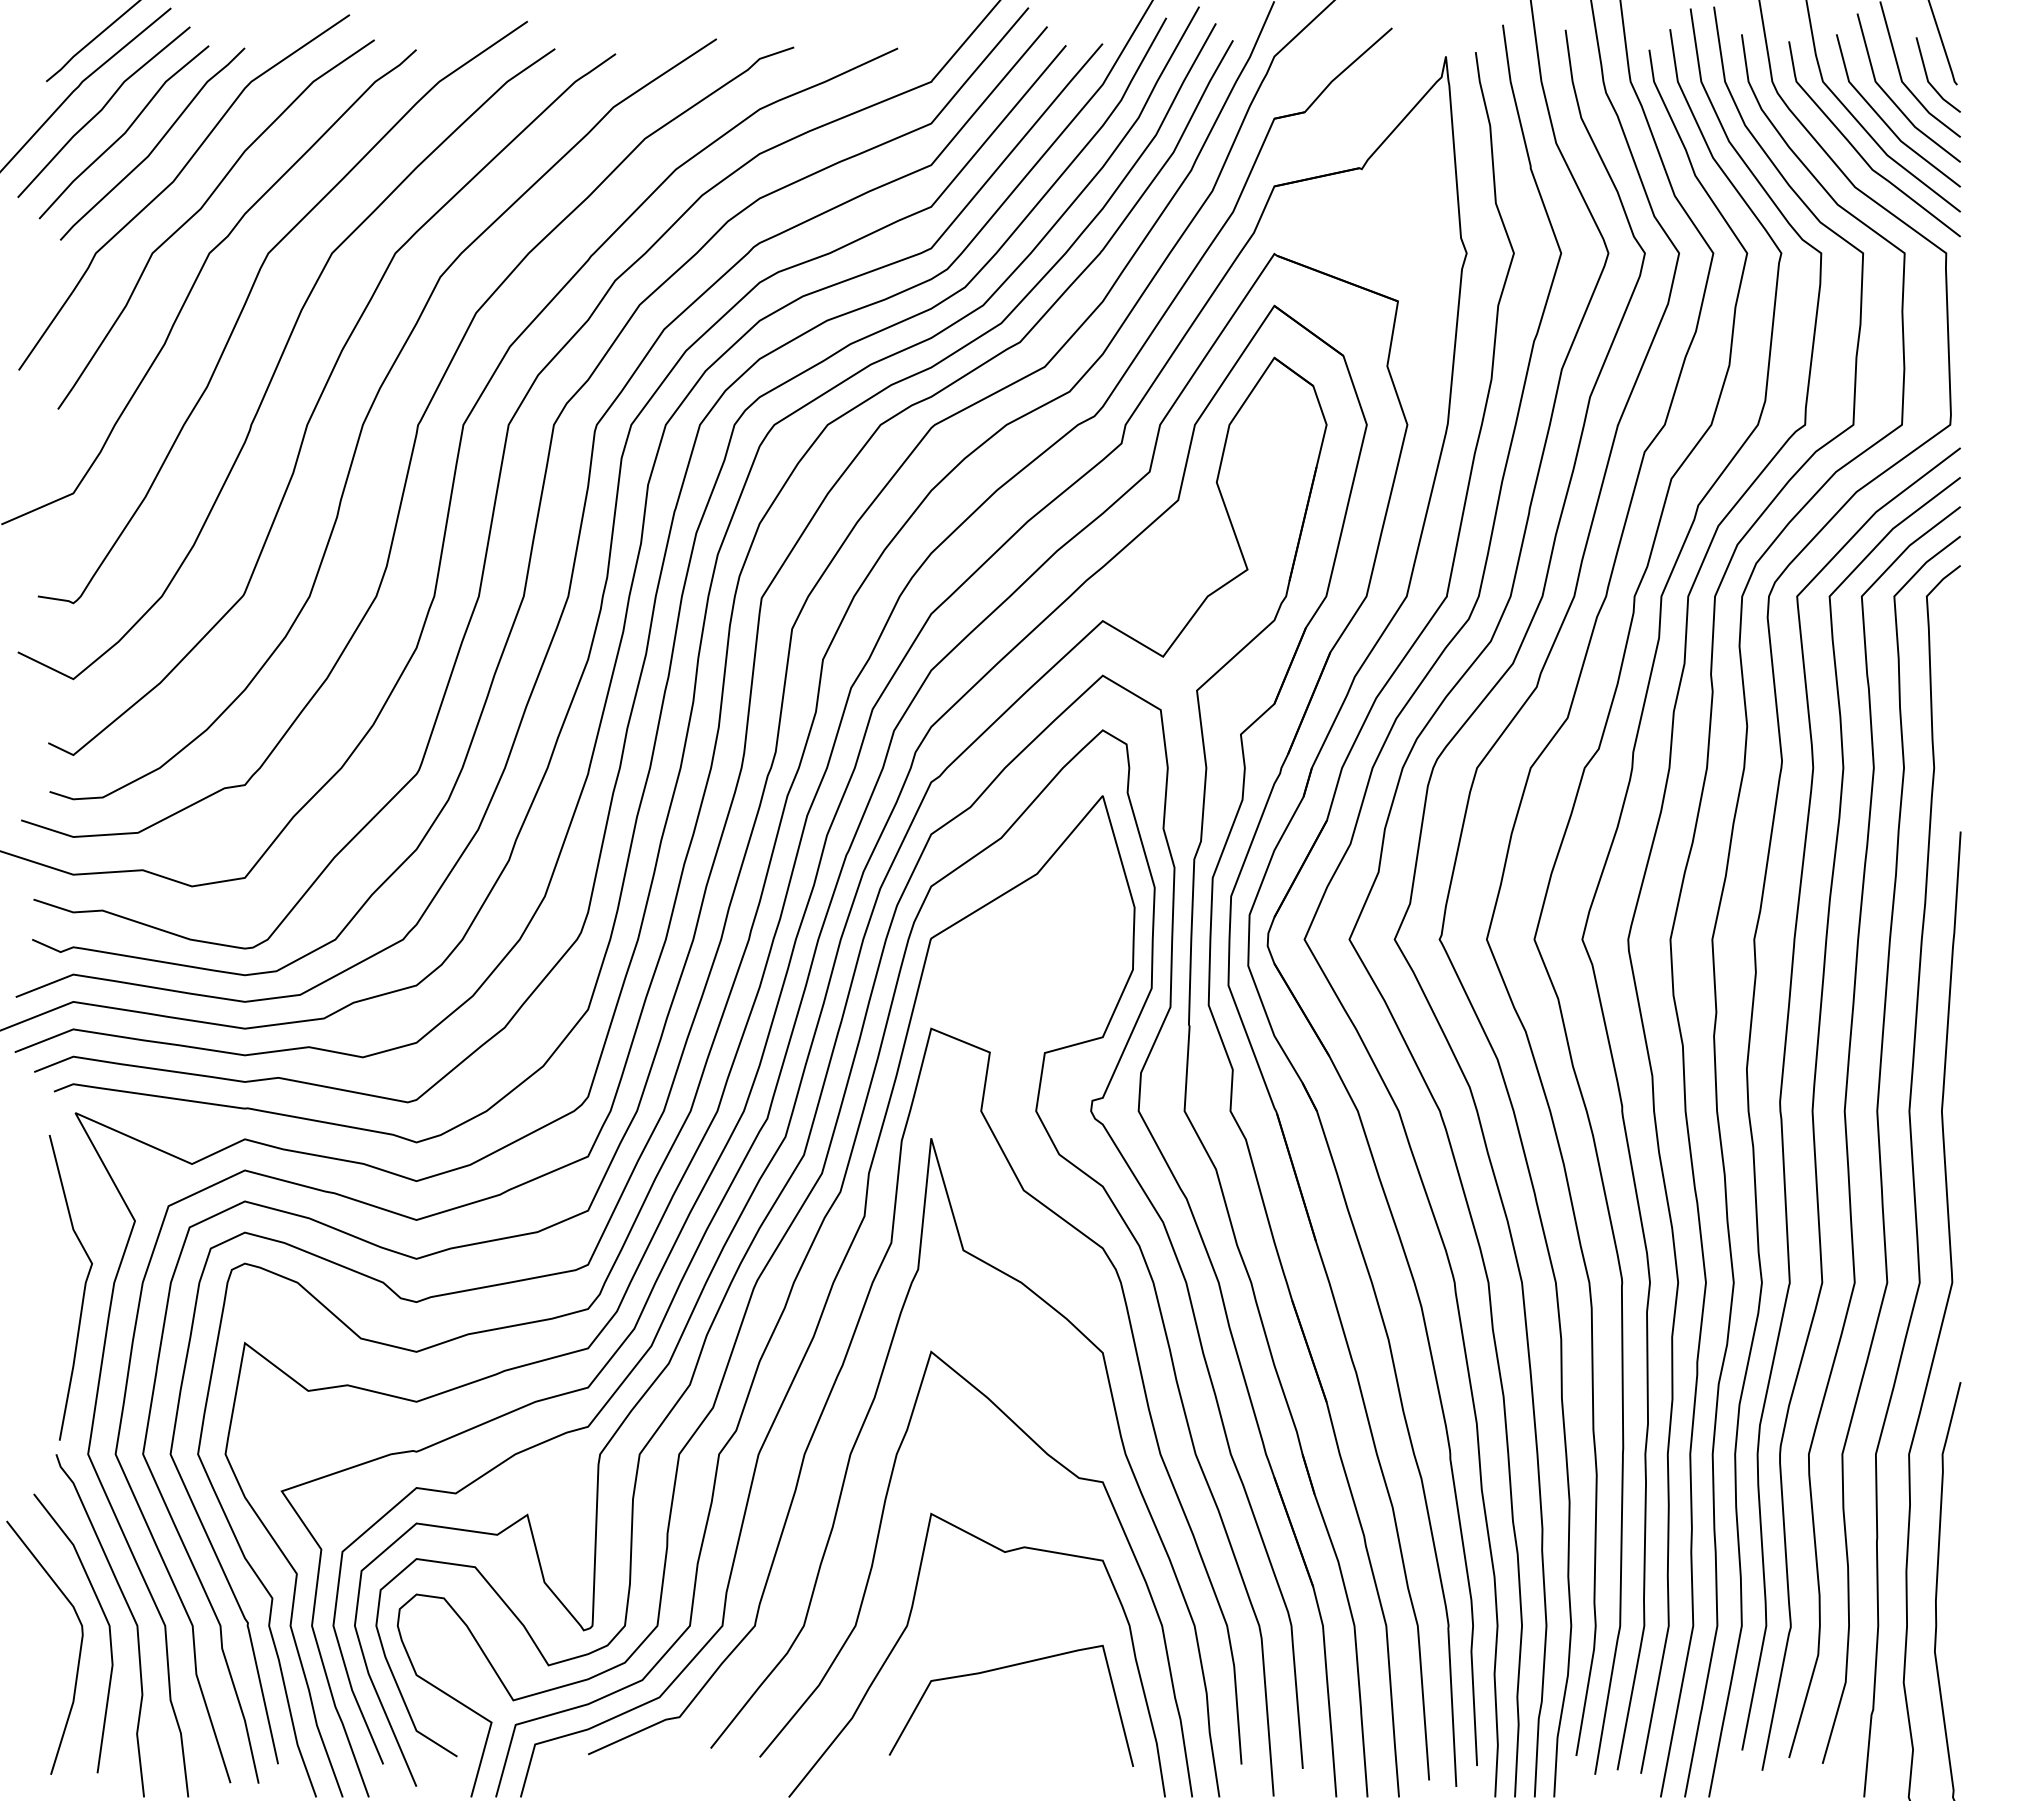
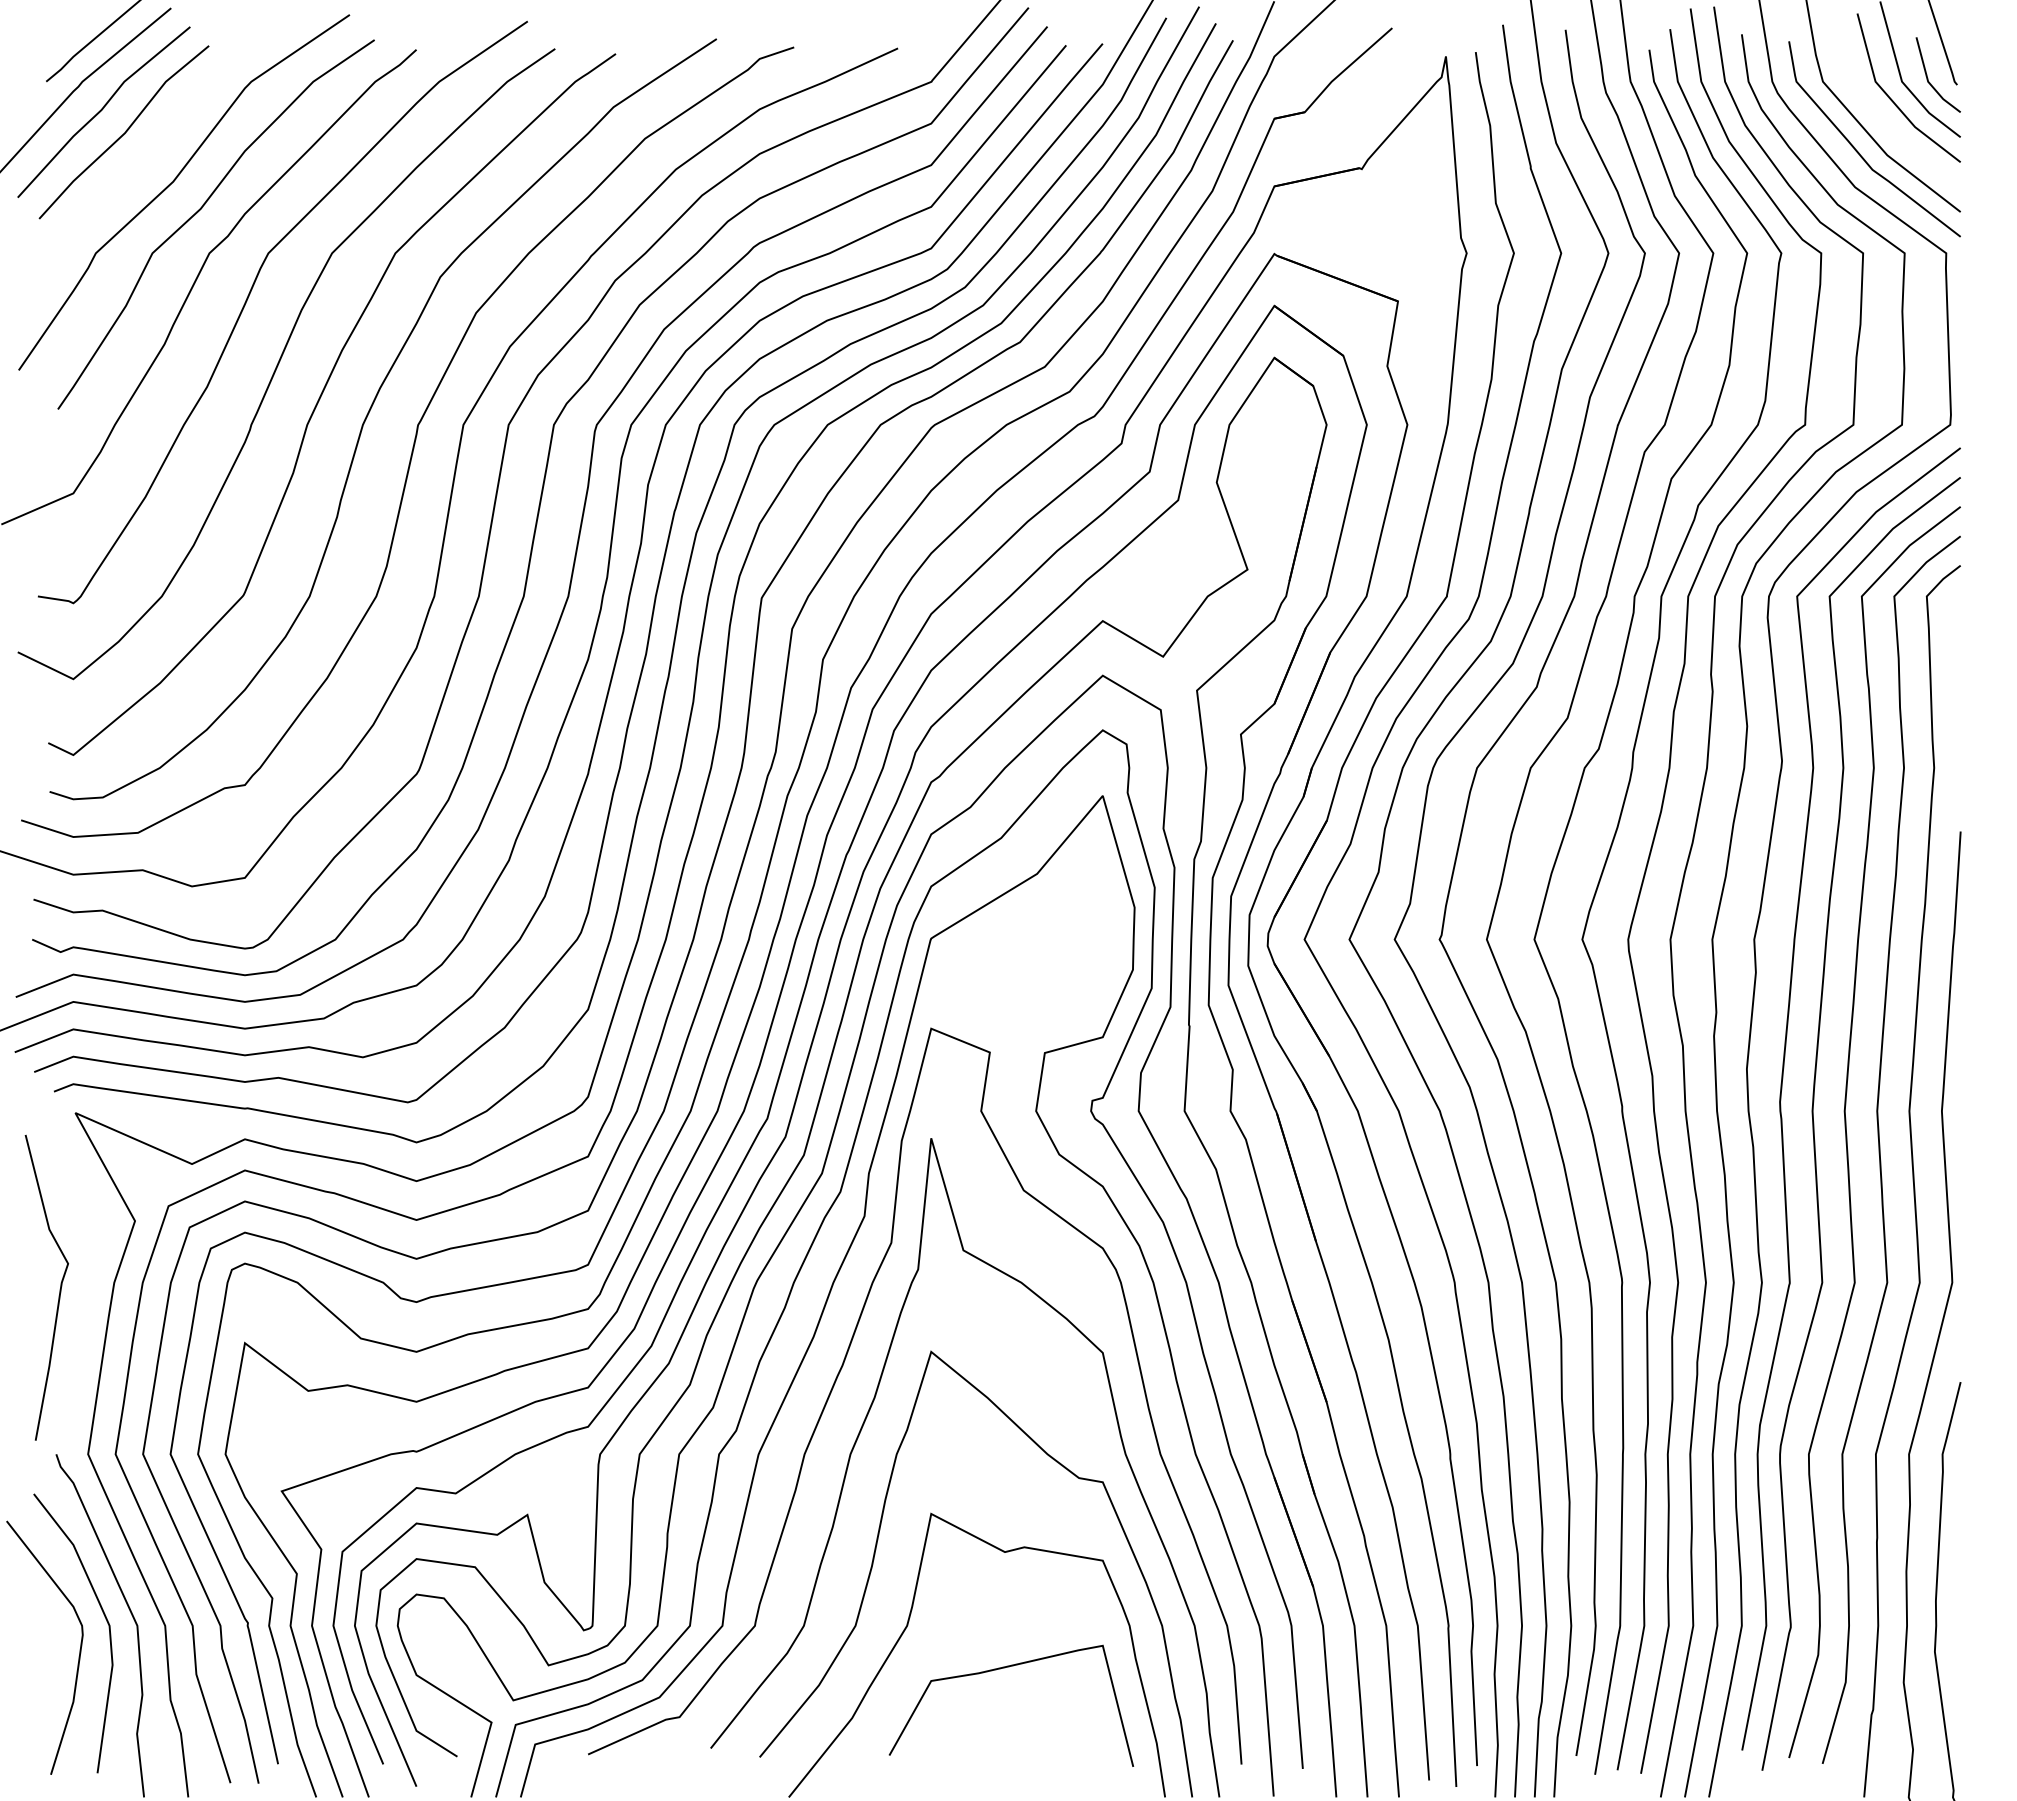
line: present -> none (1885, 121)
curve: present -> none (155, 145)
curve position: (83, 1289) -> (59, 1289) (59, 1289)
